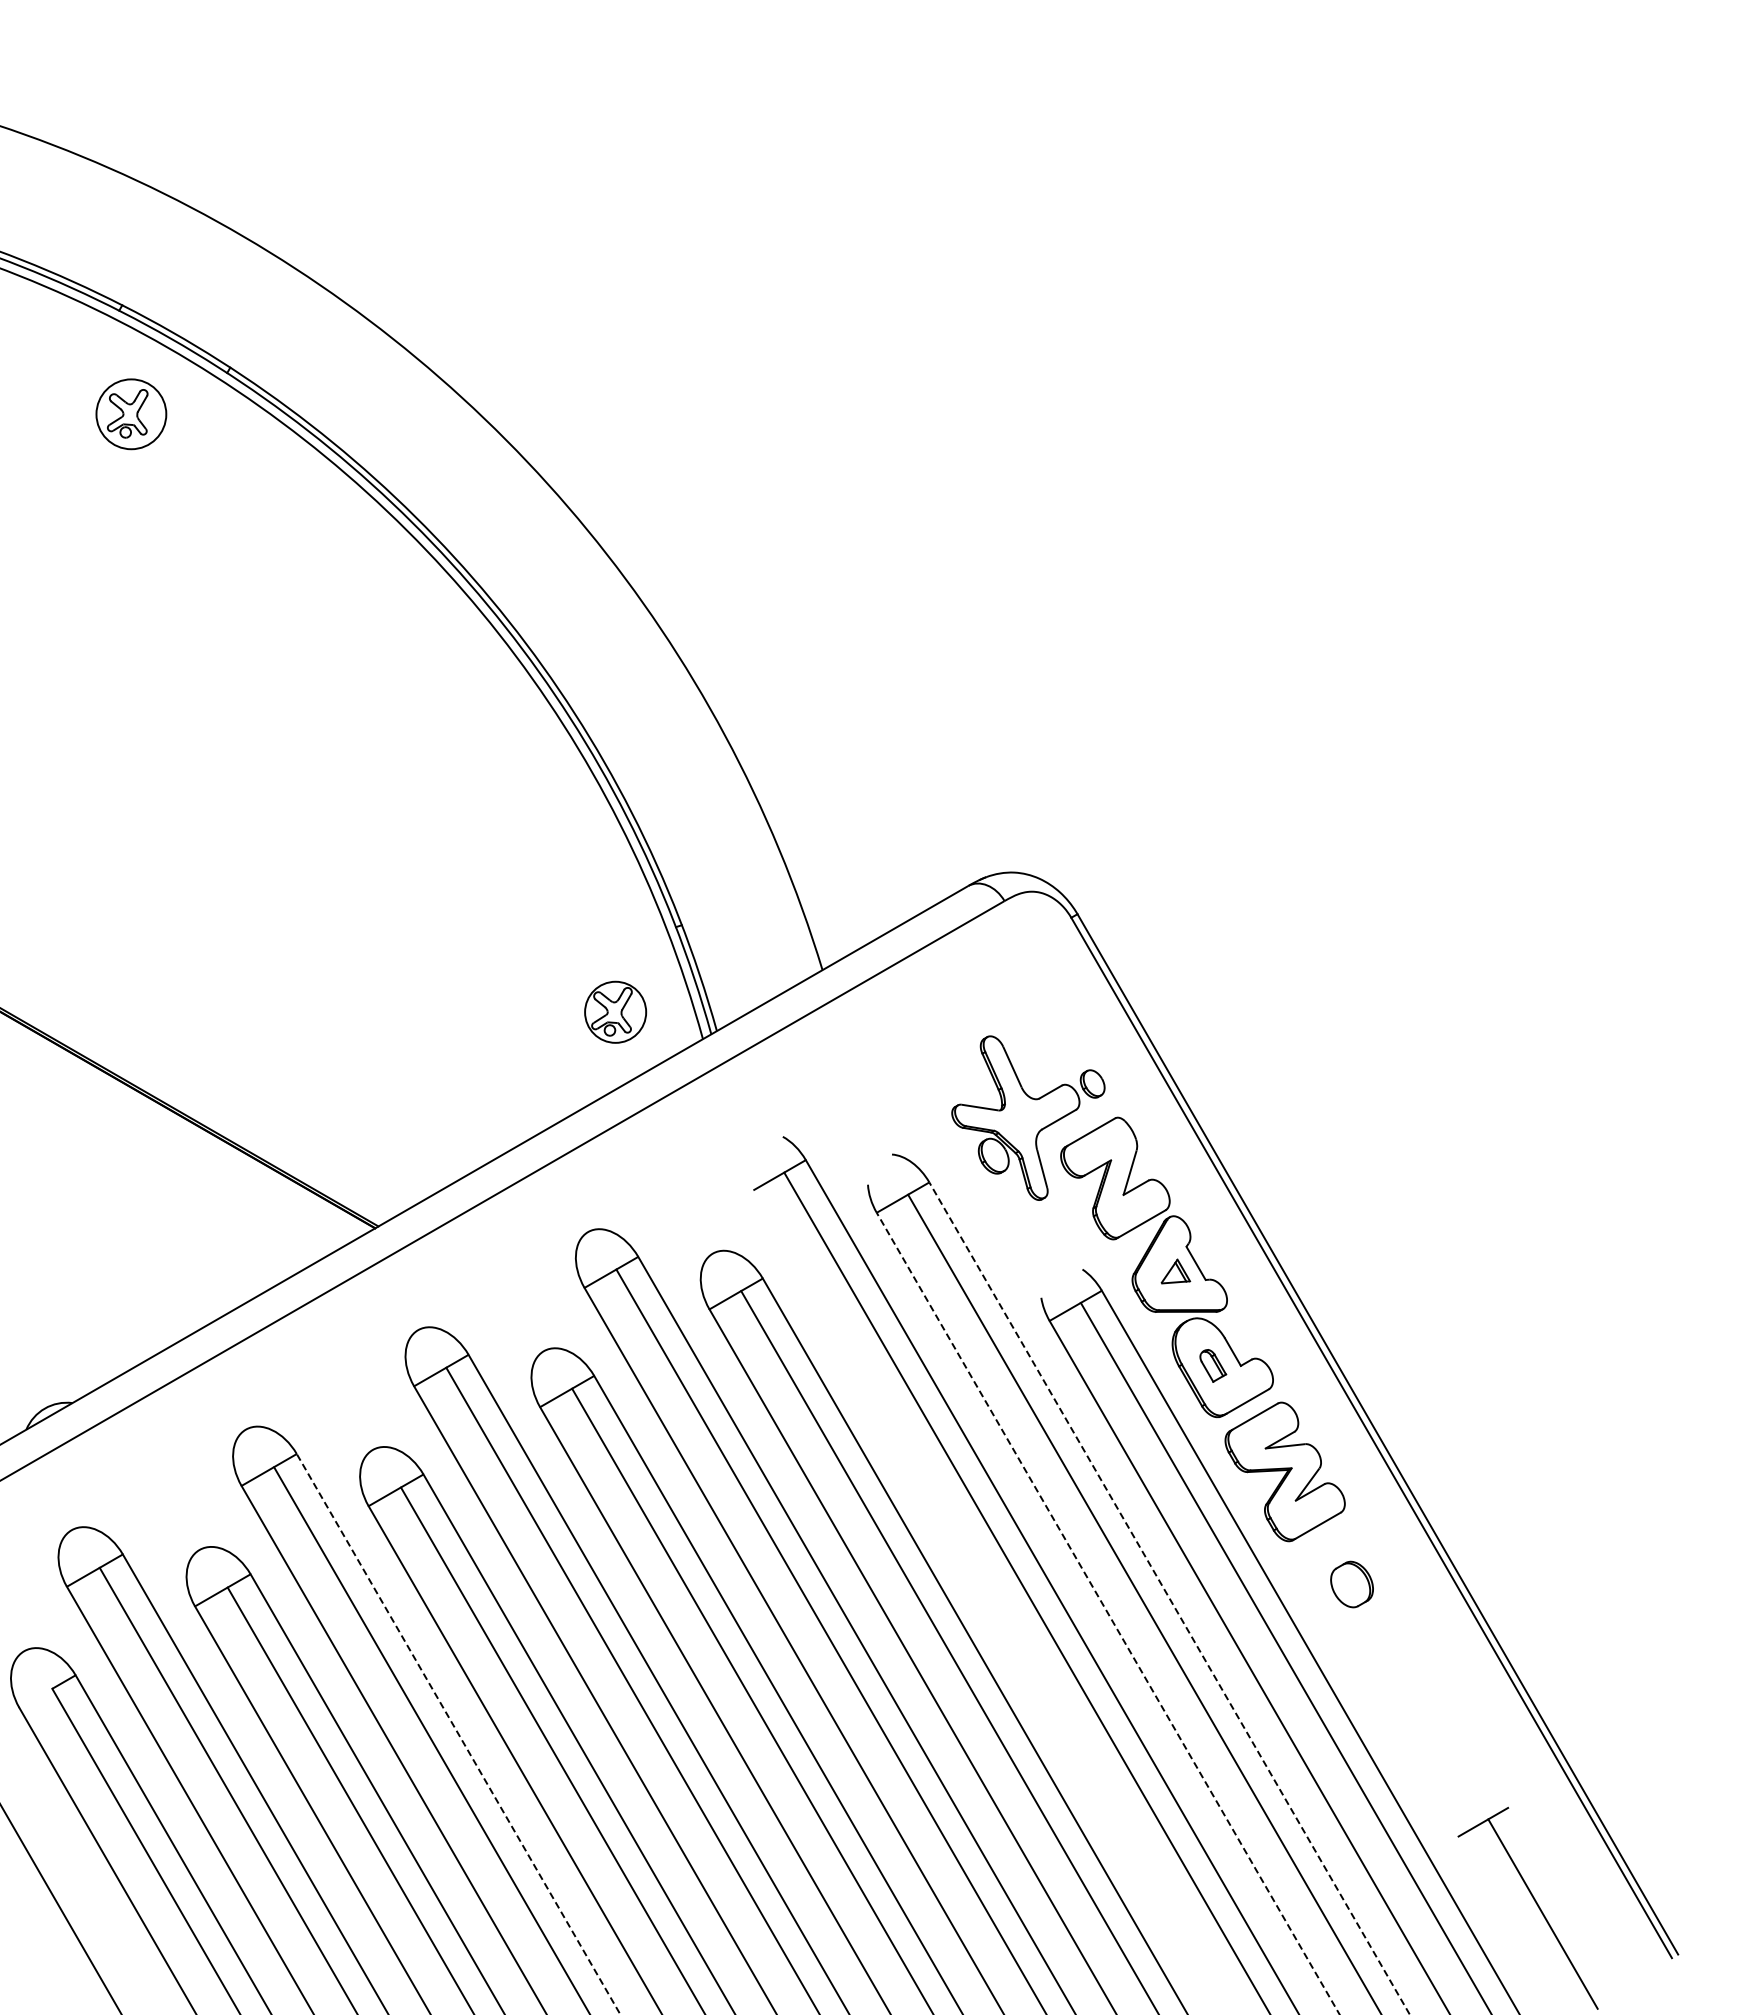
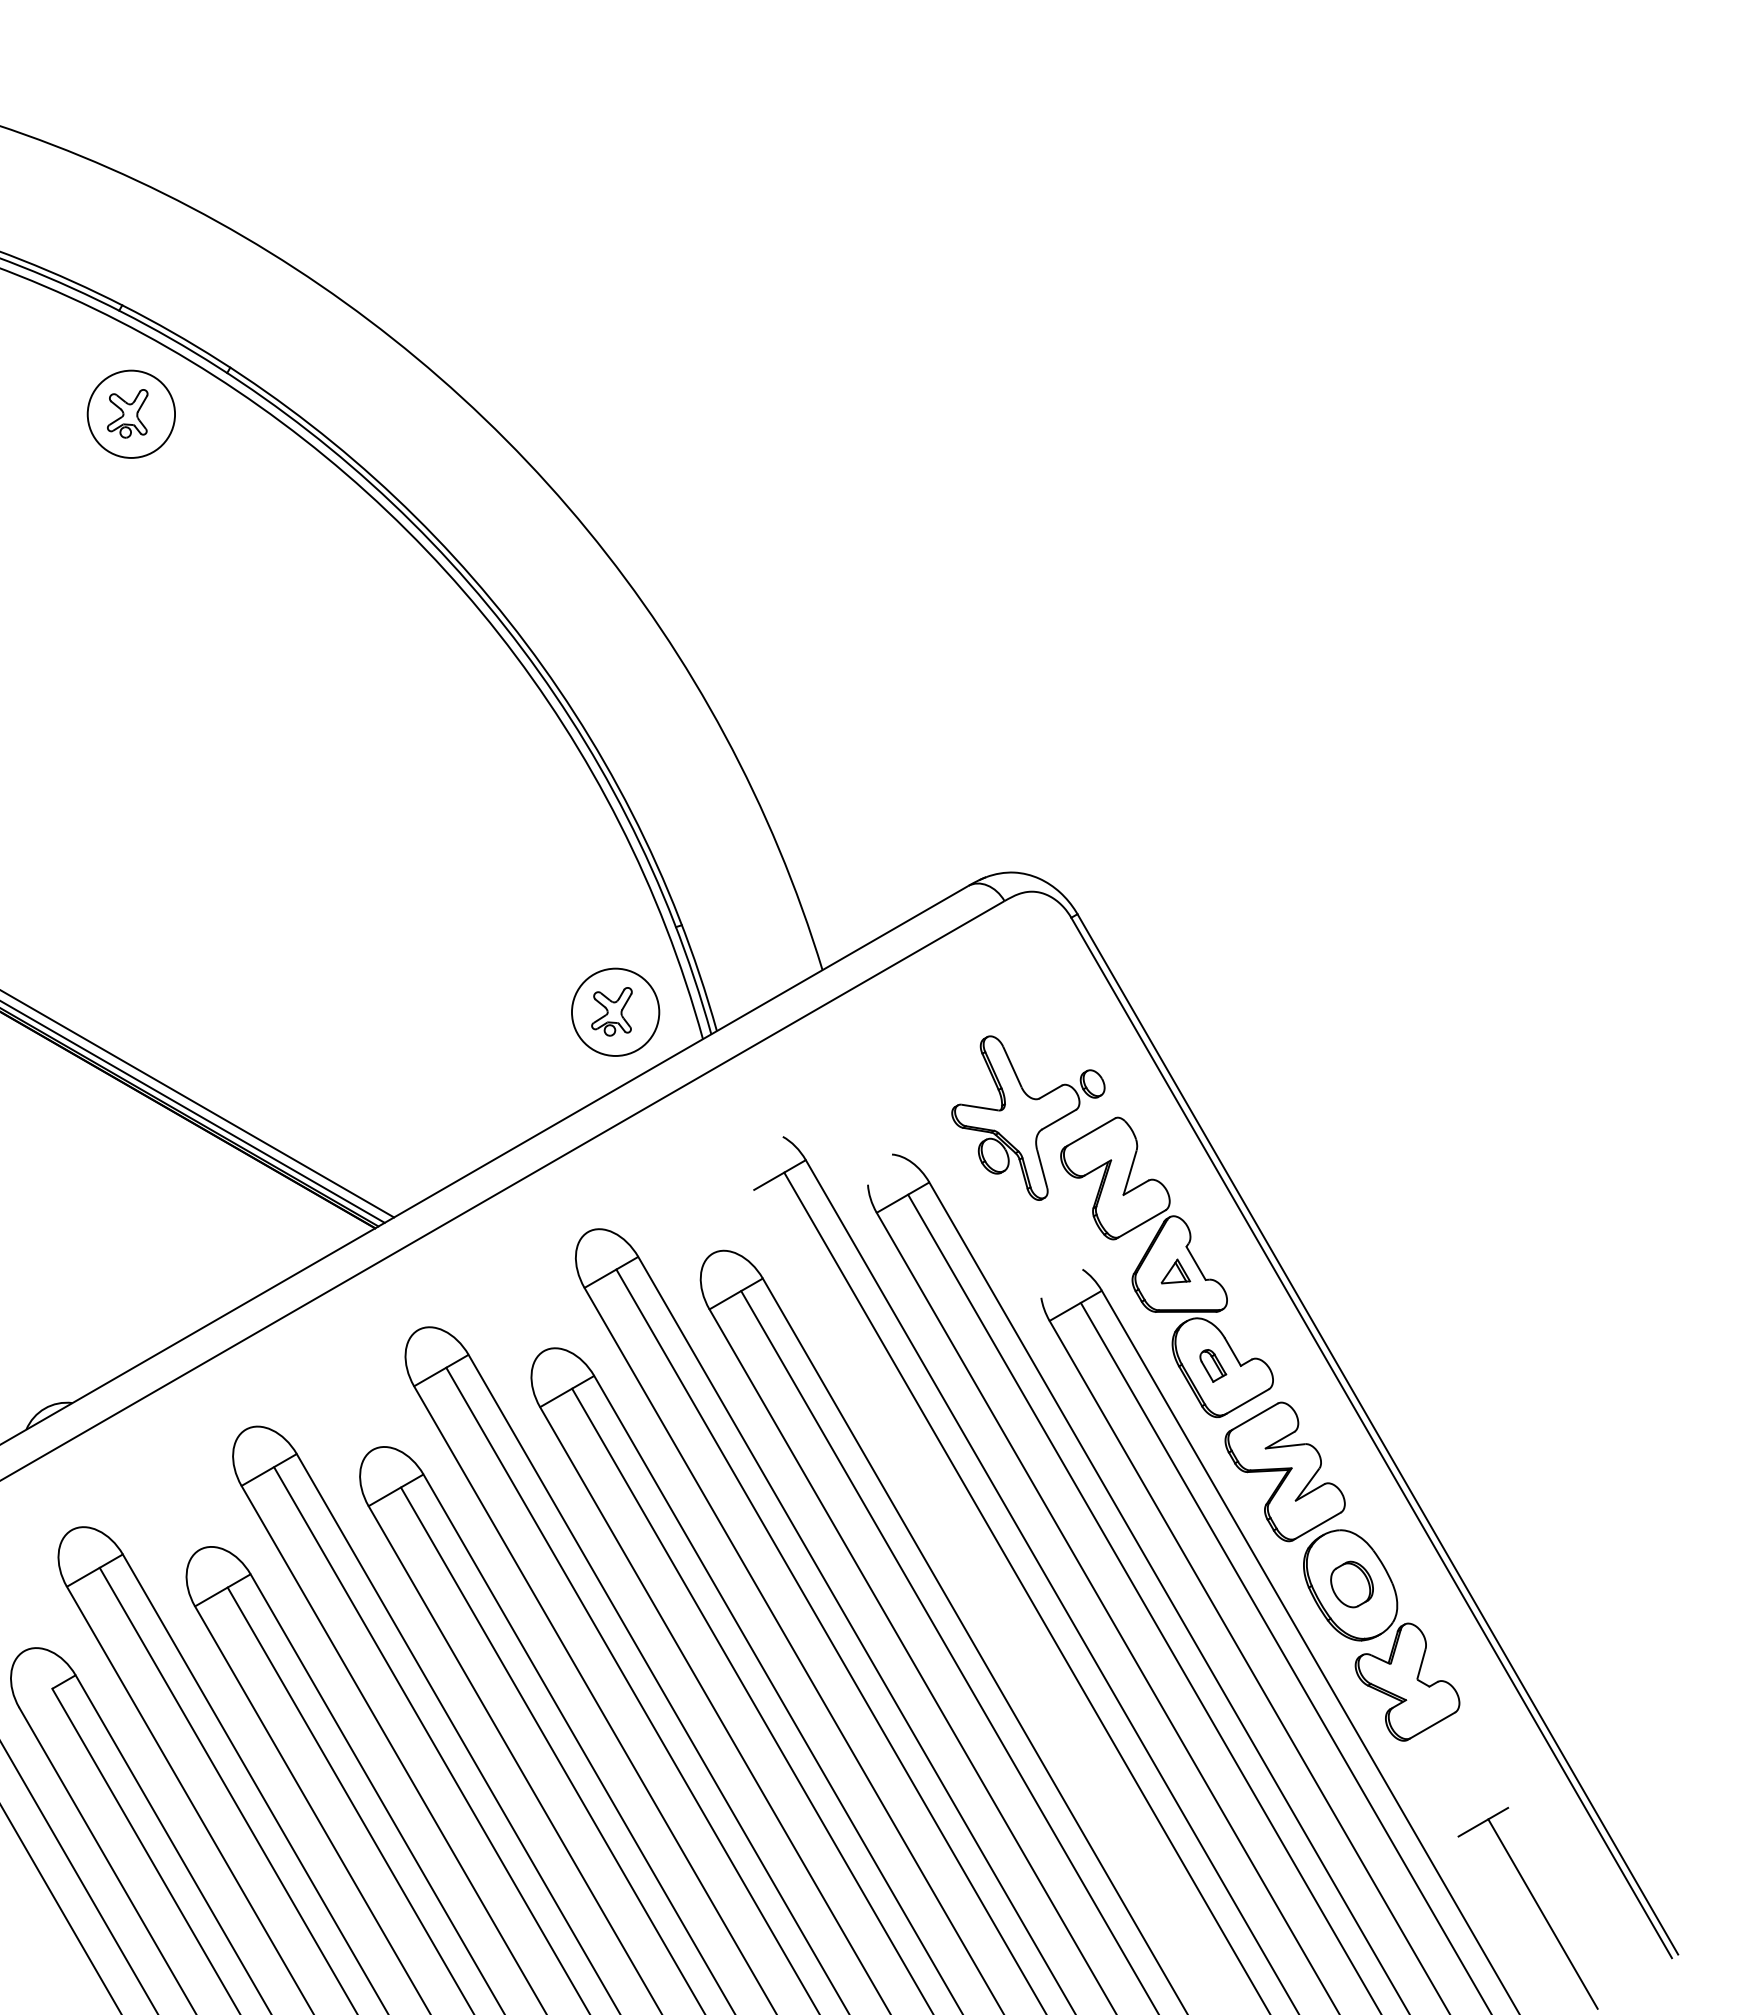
circle diameter: 70 px -> 87 px (131, 413)
circle diameter: 61 px -> 87 px (615, 1011)
line: none -> present (198, 1104)
line: none -> present (193, 1112)
line: dashed -> solid (1169, 1598)
line: dashed -> solid (1108, 1613)
part: none -> present (1381, 1635)
line: dashed -> solid (458, 1733)
line: none -> present (79, 1877)
